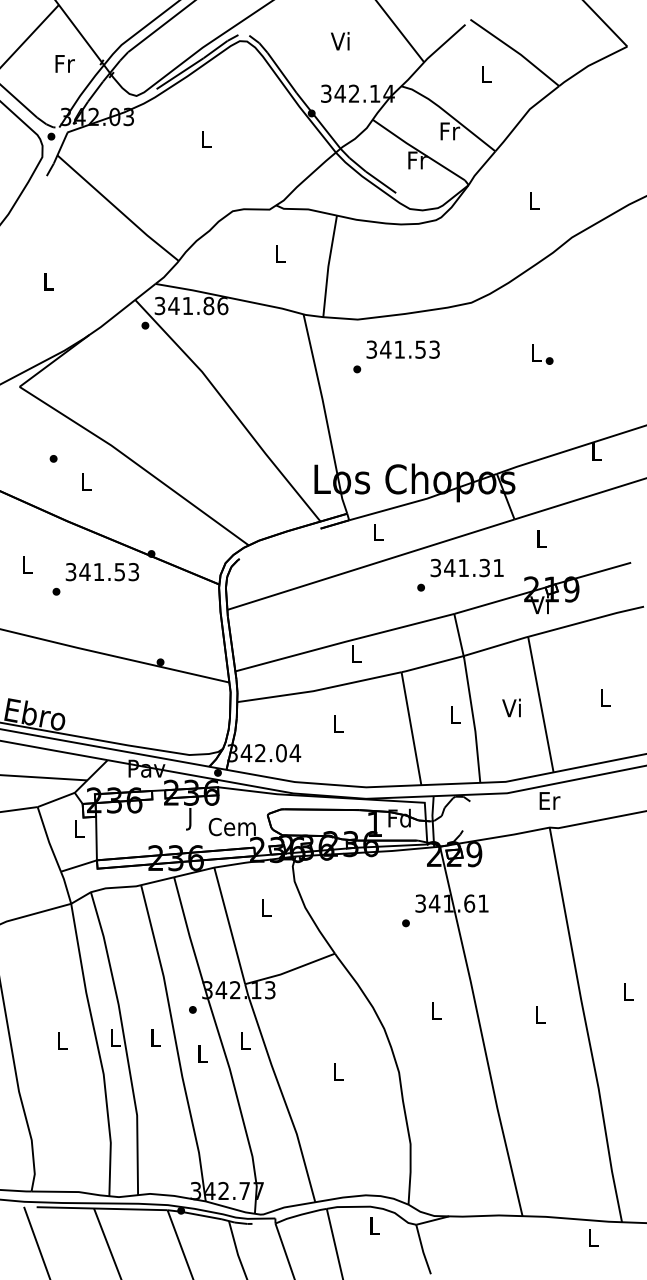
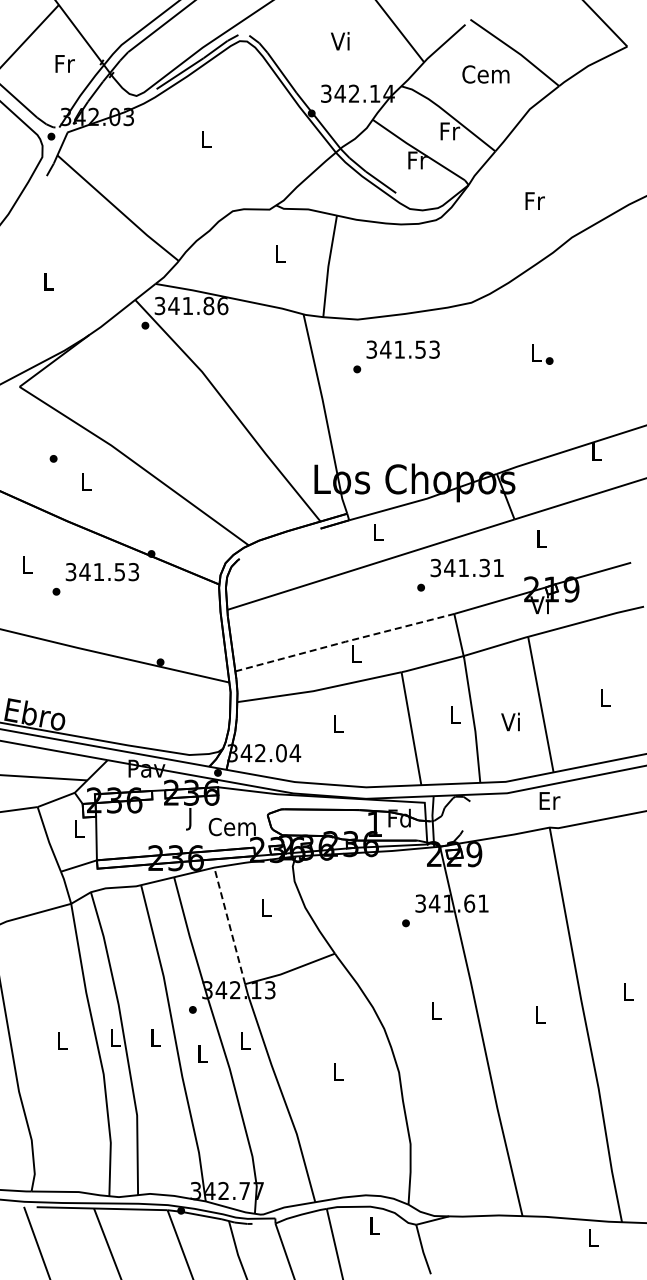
text: L -> Cem (485, 74)
text: L -> Fr (534, 200)
line: solid -> dashed (345, 641)
text position: (511, 707) -> (510, 721) (510, 721)
line: solid -> dashed (229, 925)
